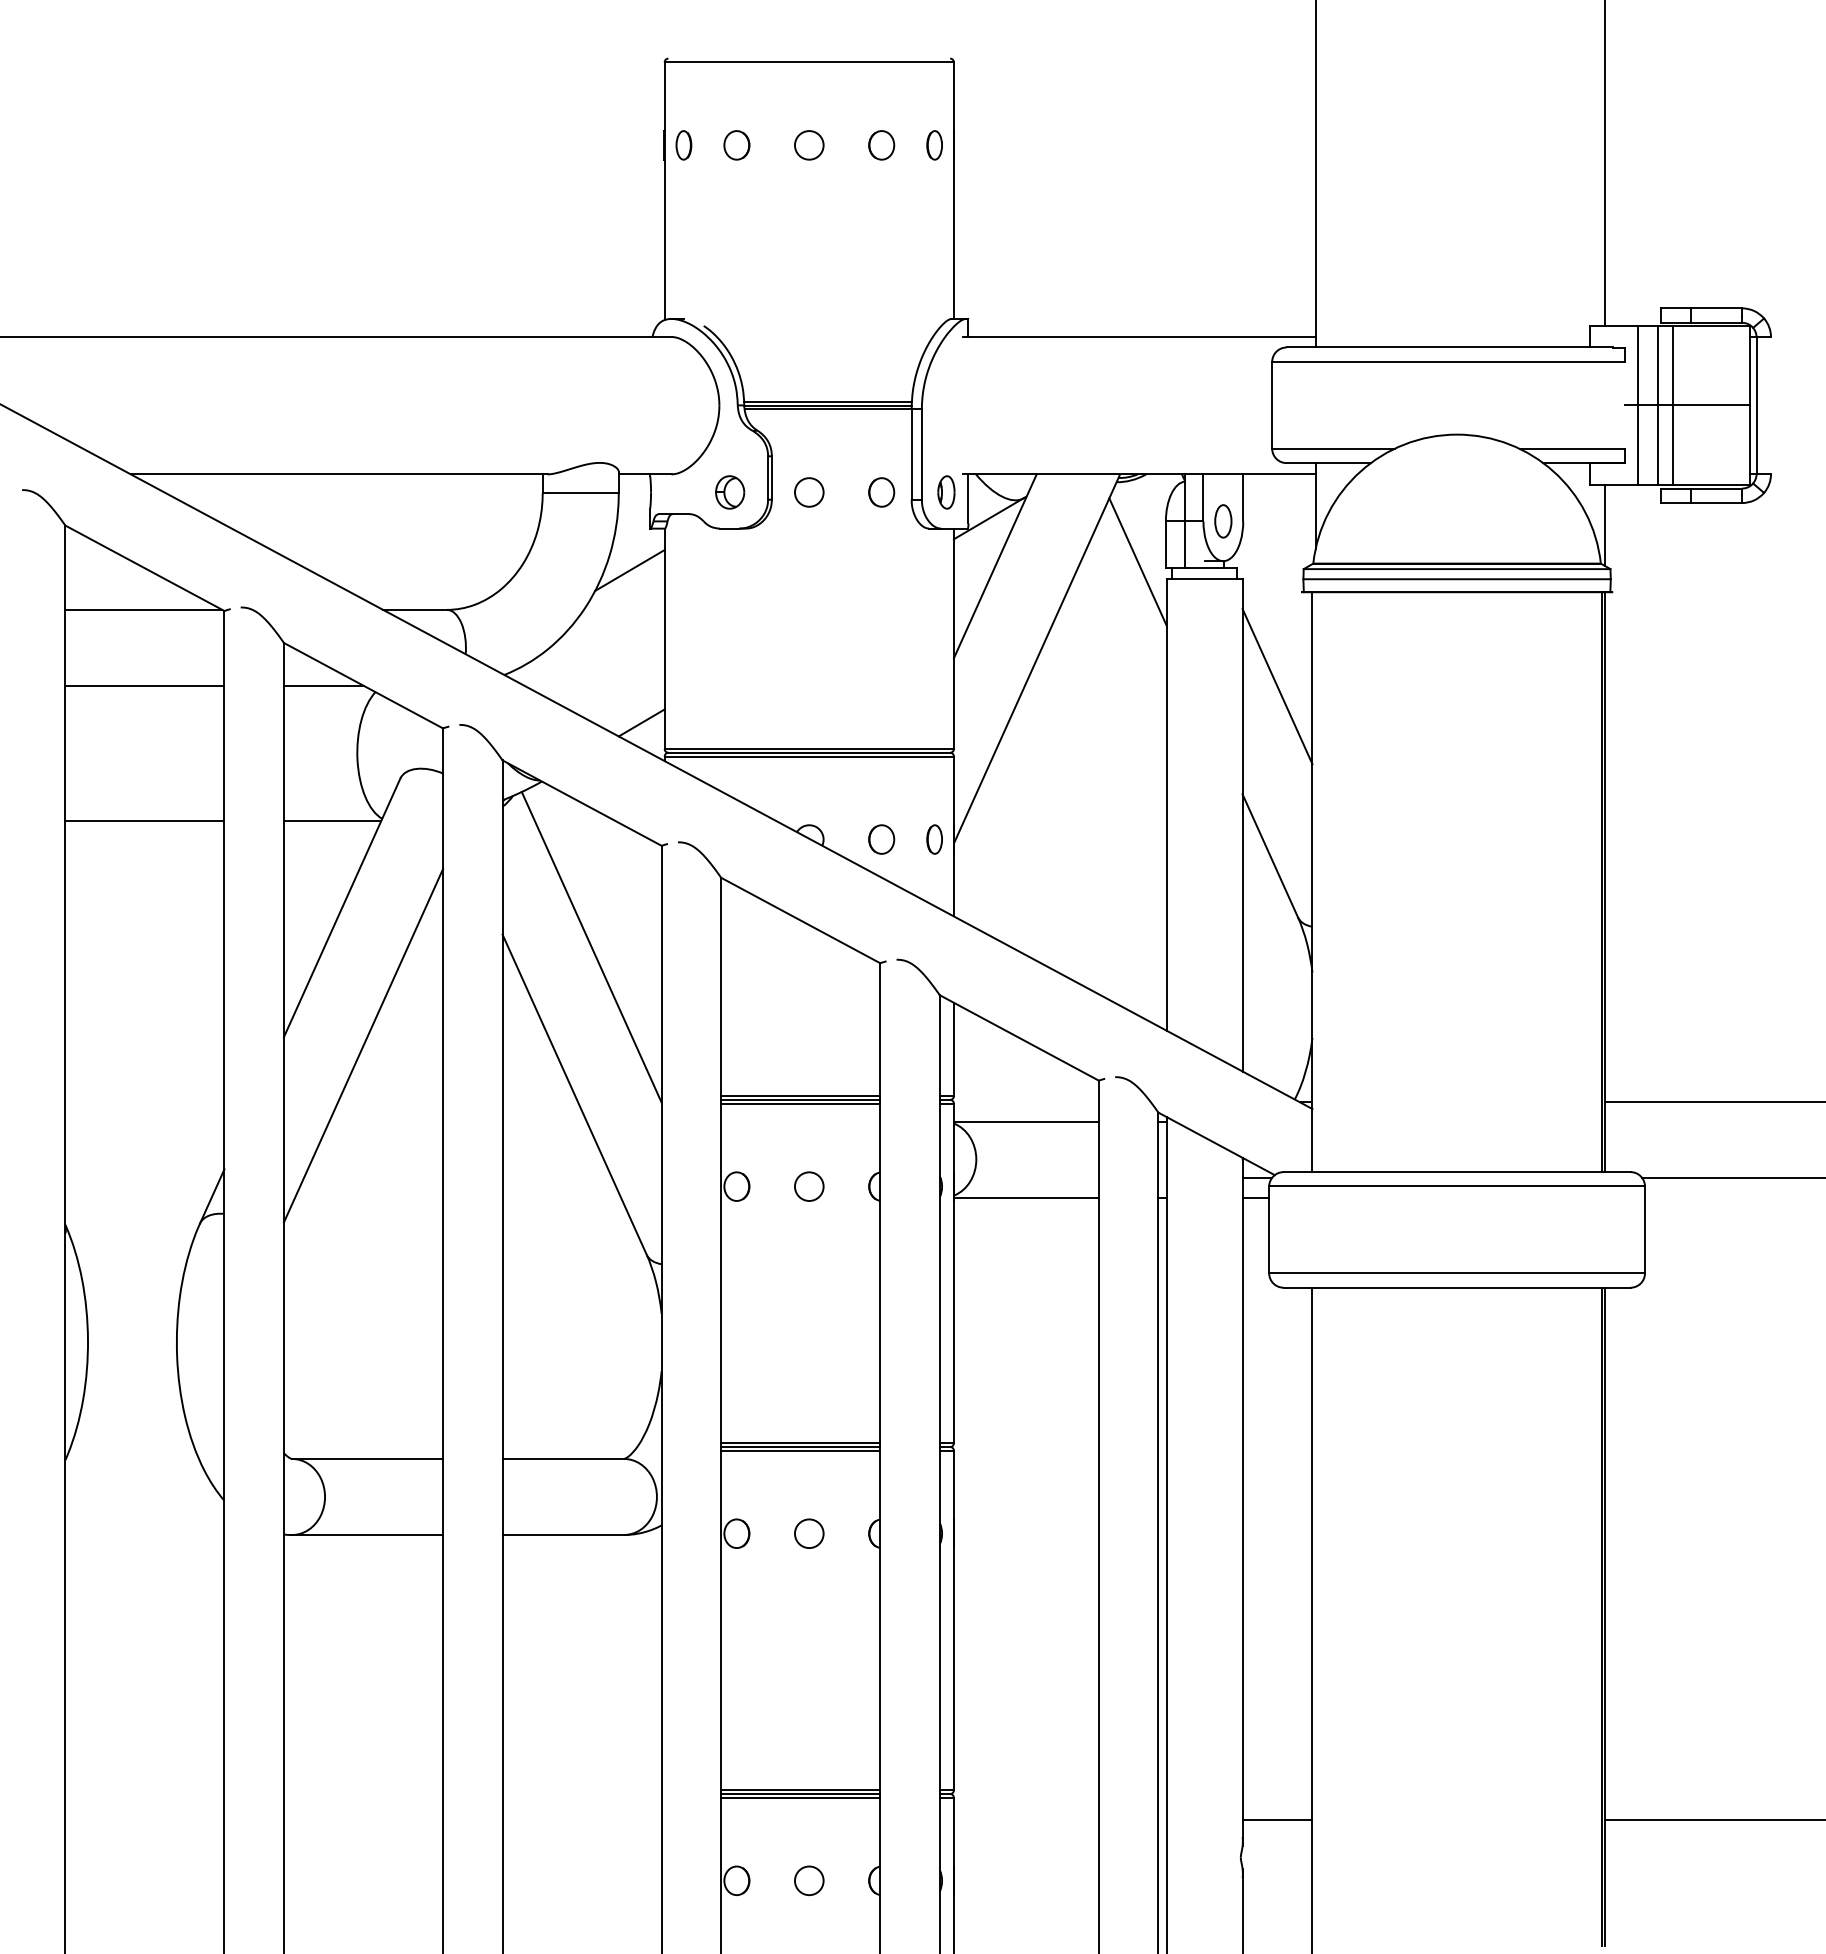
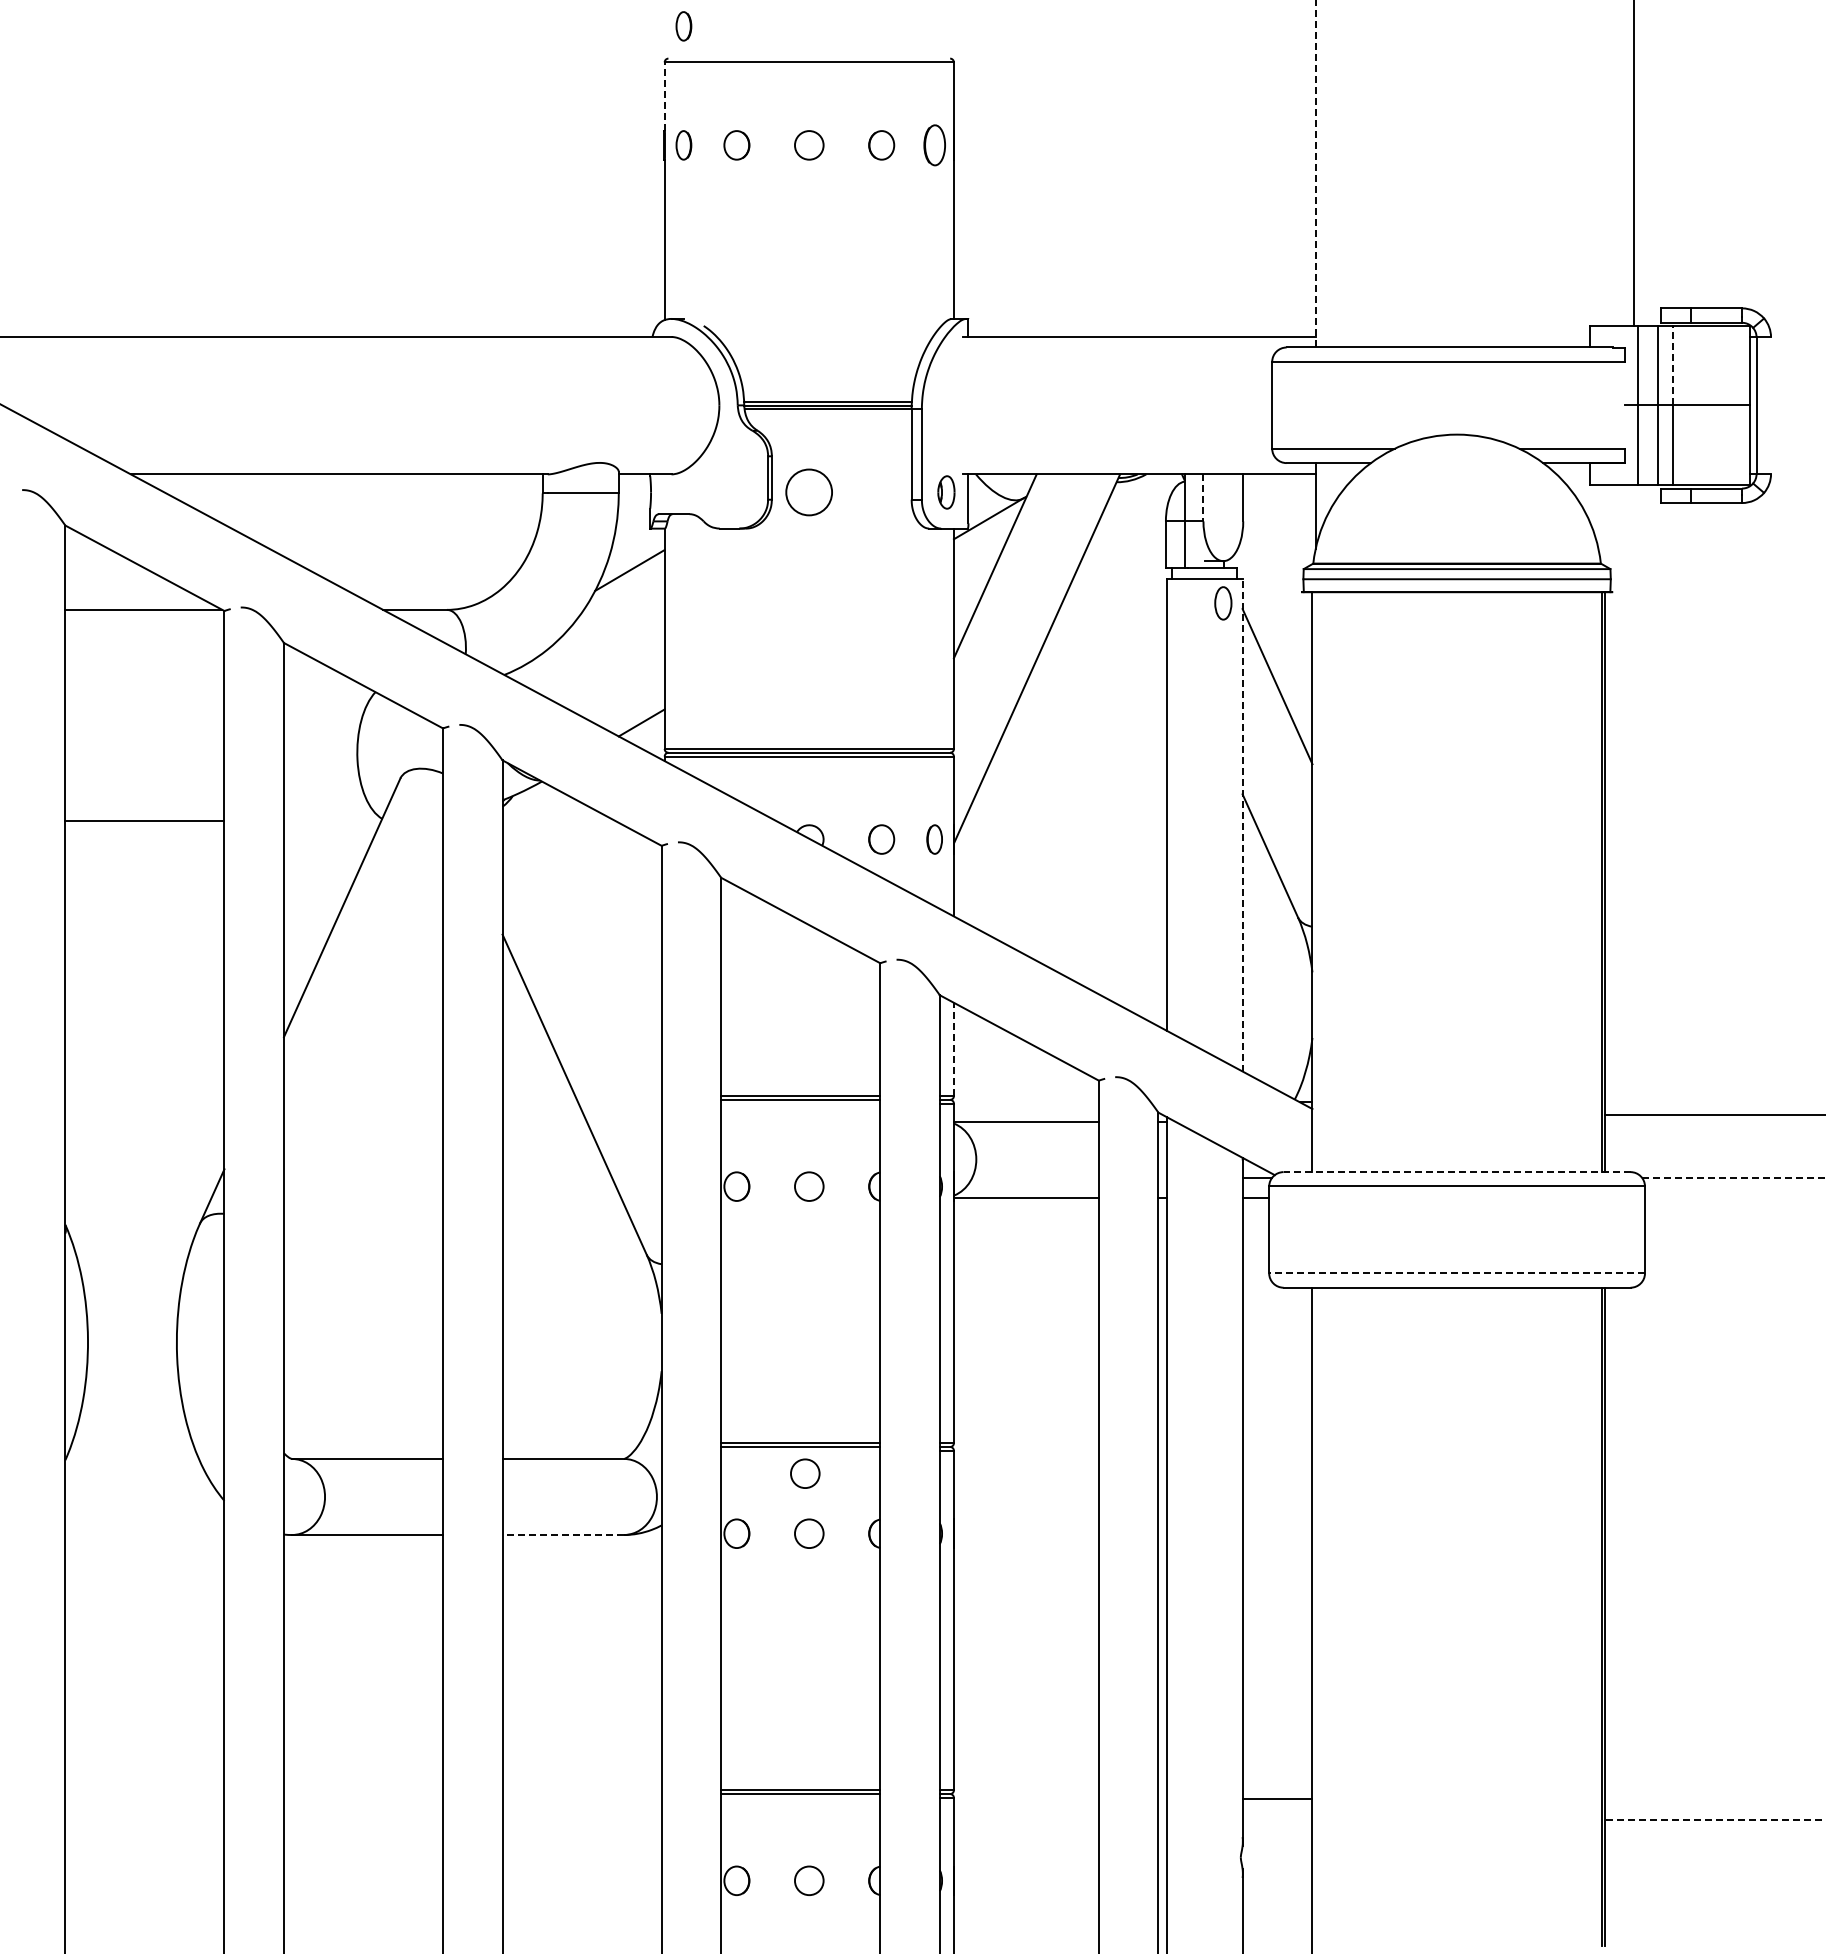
part: none -> present (683, 26)
line: solid -> dashed (664, 96)
part size: 17x31 px -> 23x43 px (934, 145)
line position: (1605, 163) -> (1634, 163) (1634, 163)
line: solid -> dashed (1315, 173)
line: solid -> dashed (1672, 365)
part: present -> none (730, 492)
circle size: 31x31 px -> 48x49 px (808, 492)
part: present -> none (881, 492)
line: solid -> dashed (1203, 497)
part position: (1223, 521) -> (1223, 603) (1223, 603)
line: present -> none (1605, 524)
line: present -> none (1137, 561)
line: present -> none (144, 685)
line: present -> none (323, 685)
line: present -> none (332, 821)
line: solid -> dashed (1242, 824)
line: present -> none (591, 947)
line: present -> none (363, 1045)
line: solid -> dashed (953, 1049)
line position: (1713, 1102) -> (1713, 1115) (1713, 1115)
line: present -> none (800, 1103)
line: solid -> dashed (1456, 1172)
line: solid -> dashed (1734, 1178)
line: solid -> dashed (1457, 1273)
line: present -> none (800, 1450)
circle: none -> present (805, 1473)
line: solid -> dashed (563, 1535)
line: present -> none (800, 1797)
line position: (1277, 1819) -> (1277, 1798) (1277, 1798)
line: solid -> dashed (1714, 1819)
